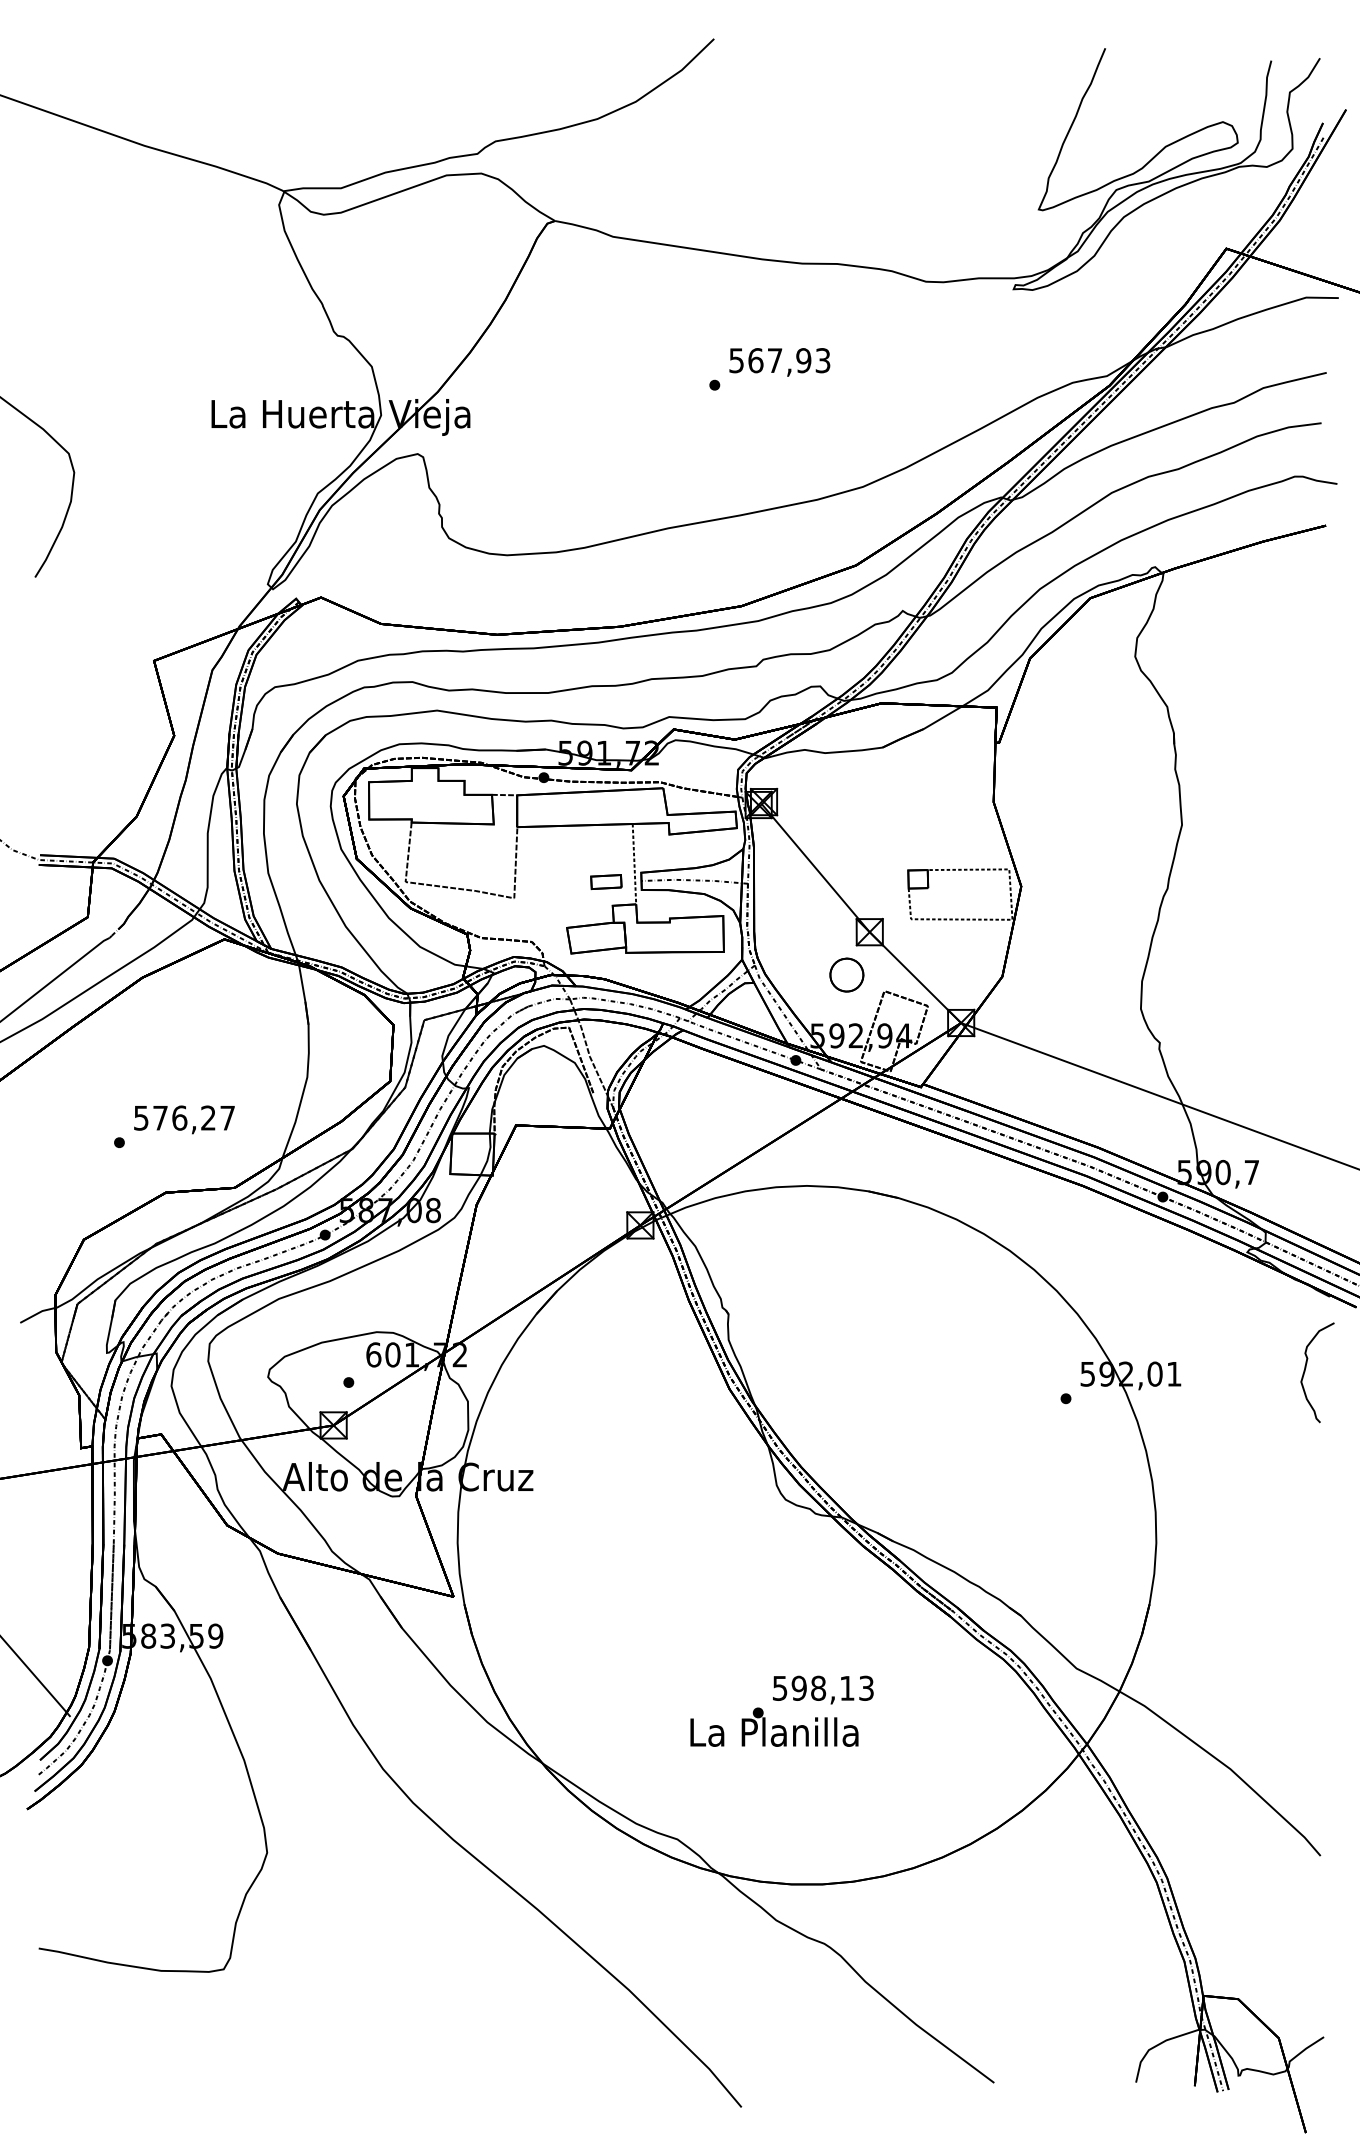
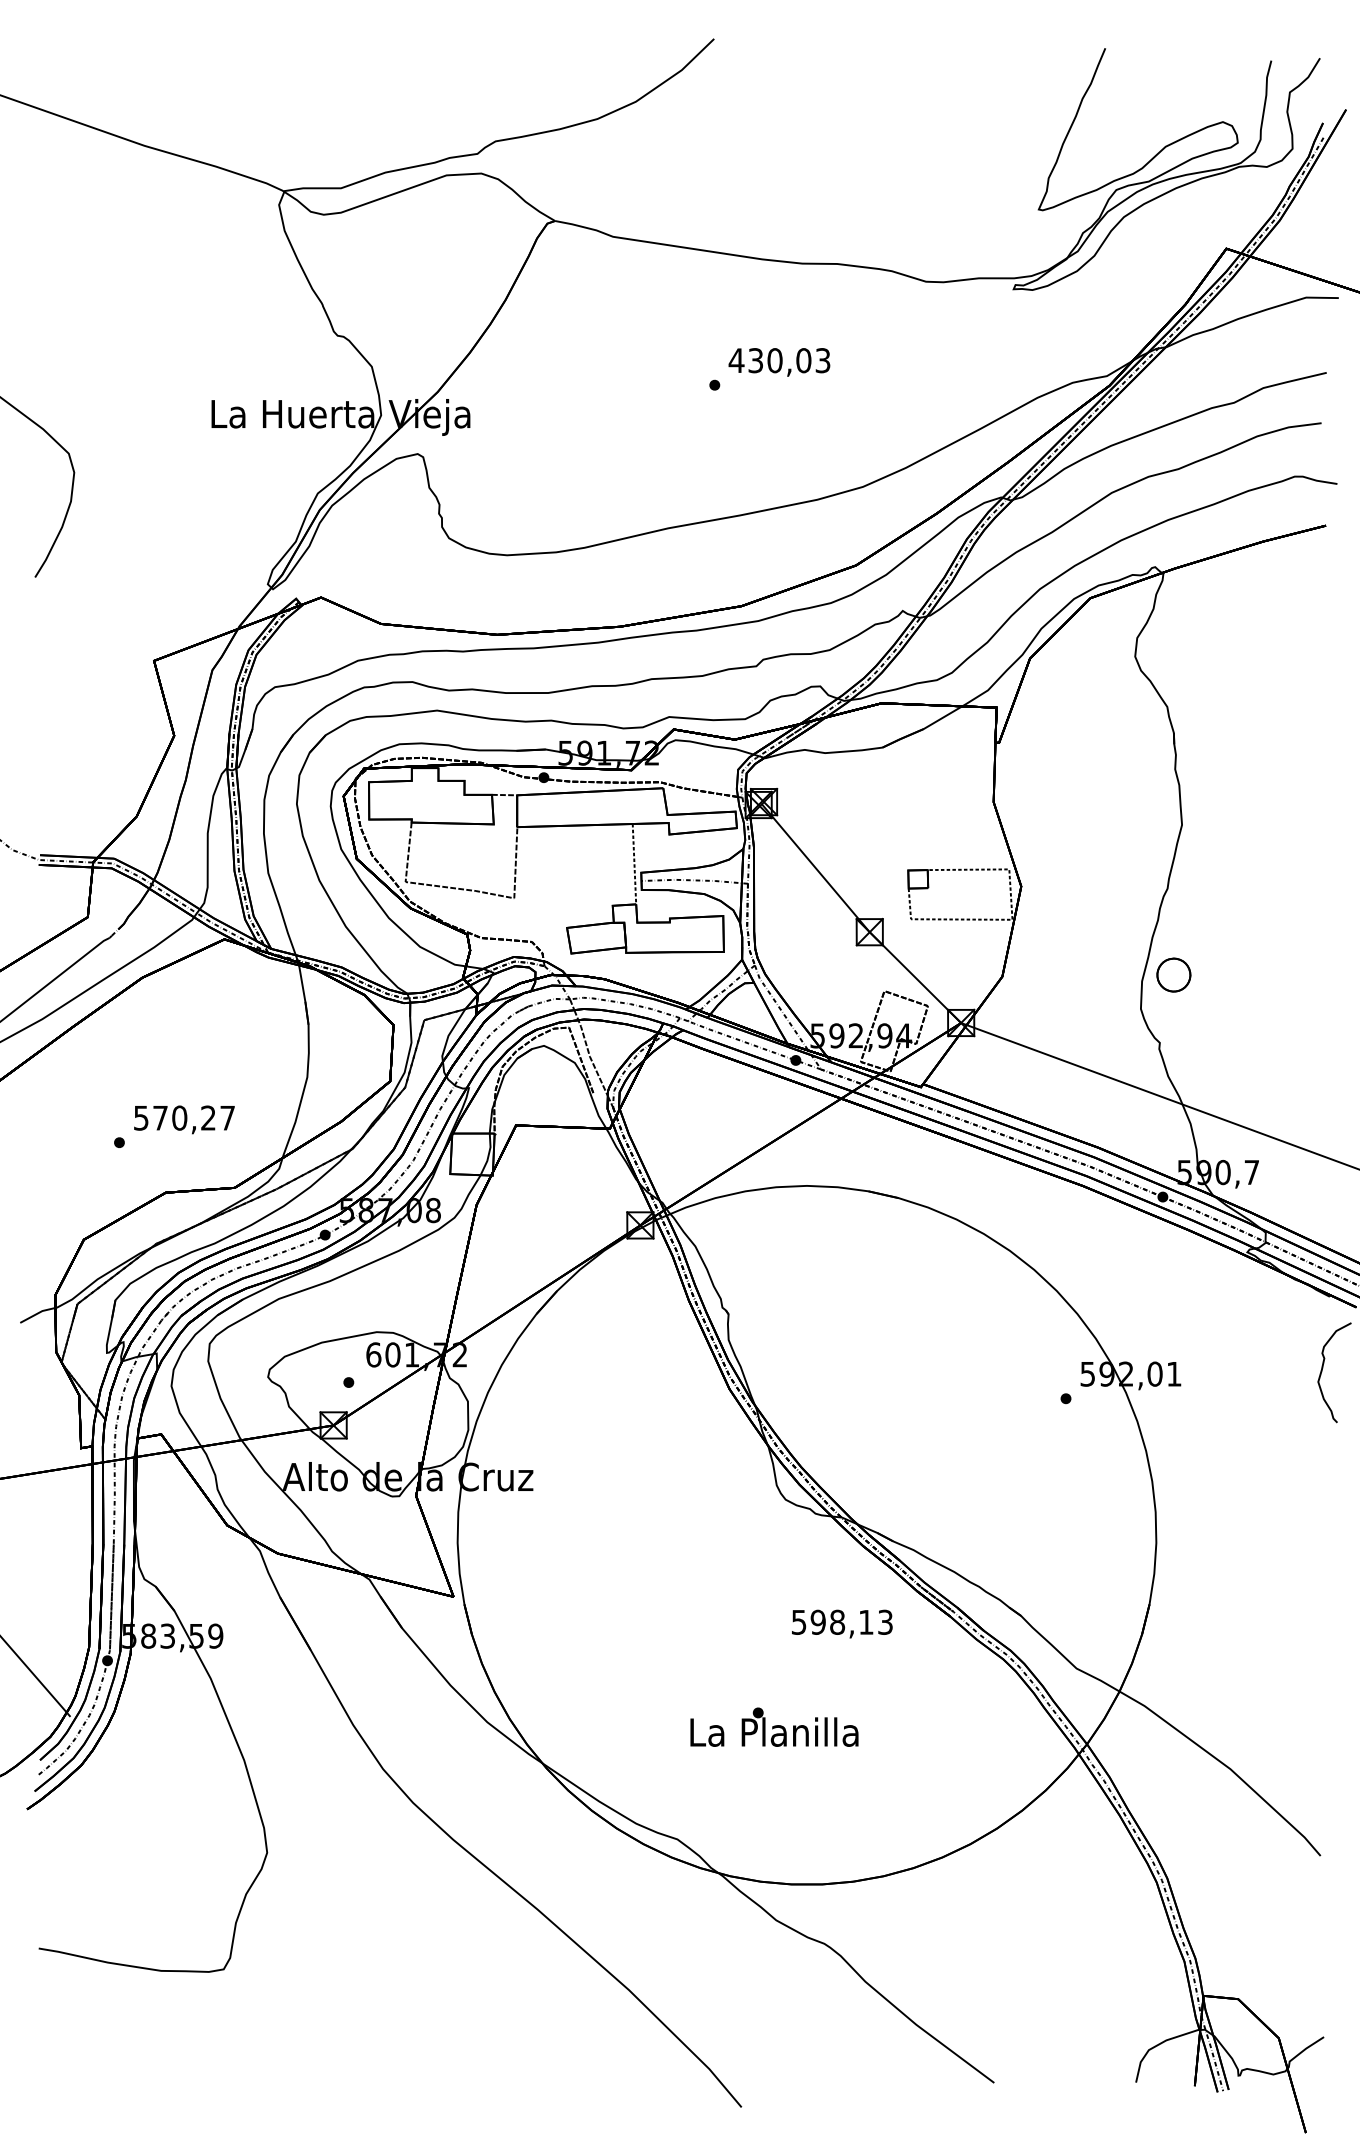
text: 567,93 -> 430,03 (769, 360)
part: present -> none (606, 882)
part position: (846, 974) -> (1173, 974) (1173, 974)
text: 576,27 -> 570,27 (179, 1117)
curve position: (1306, 1368) -> (1323, 1368) (1323, 1368)
text position: (823, 1689) -> (842, 1623) (842, 1623)
